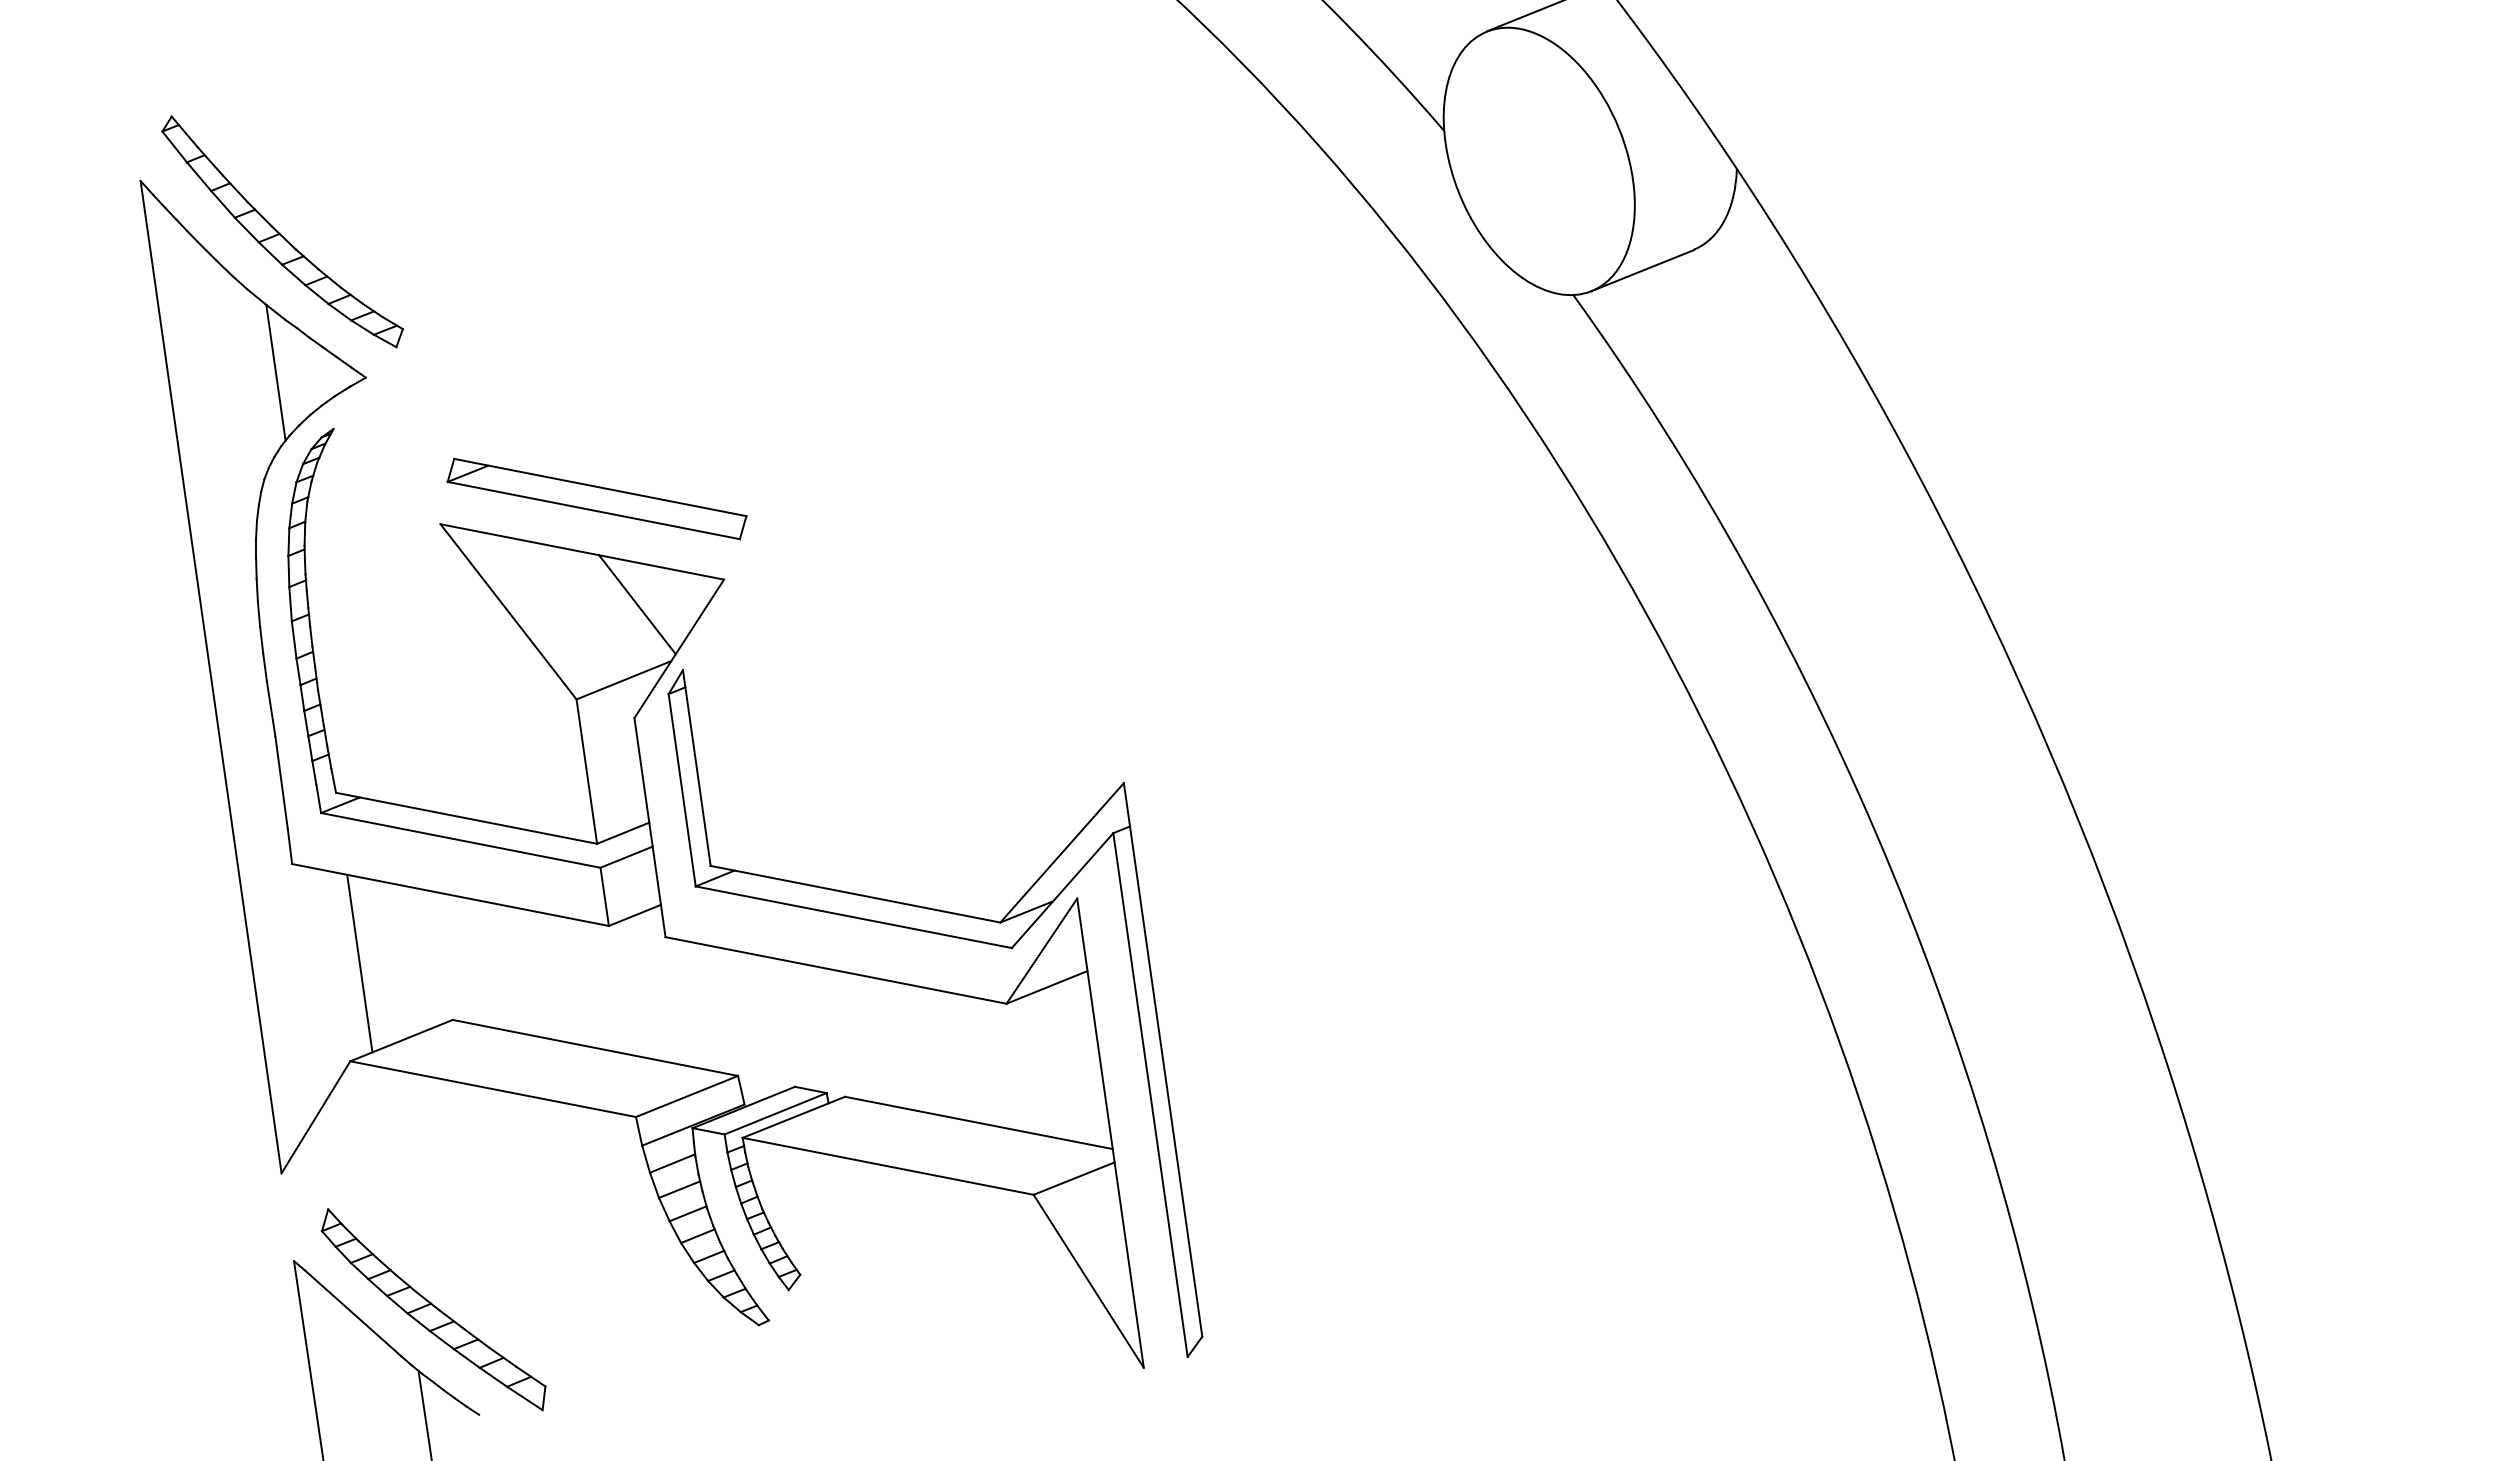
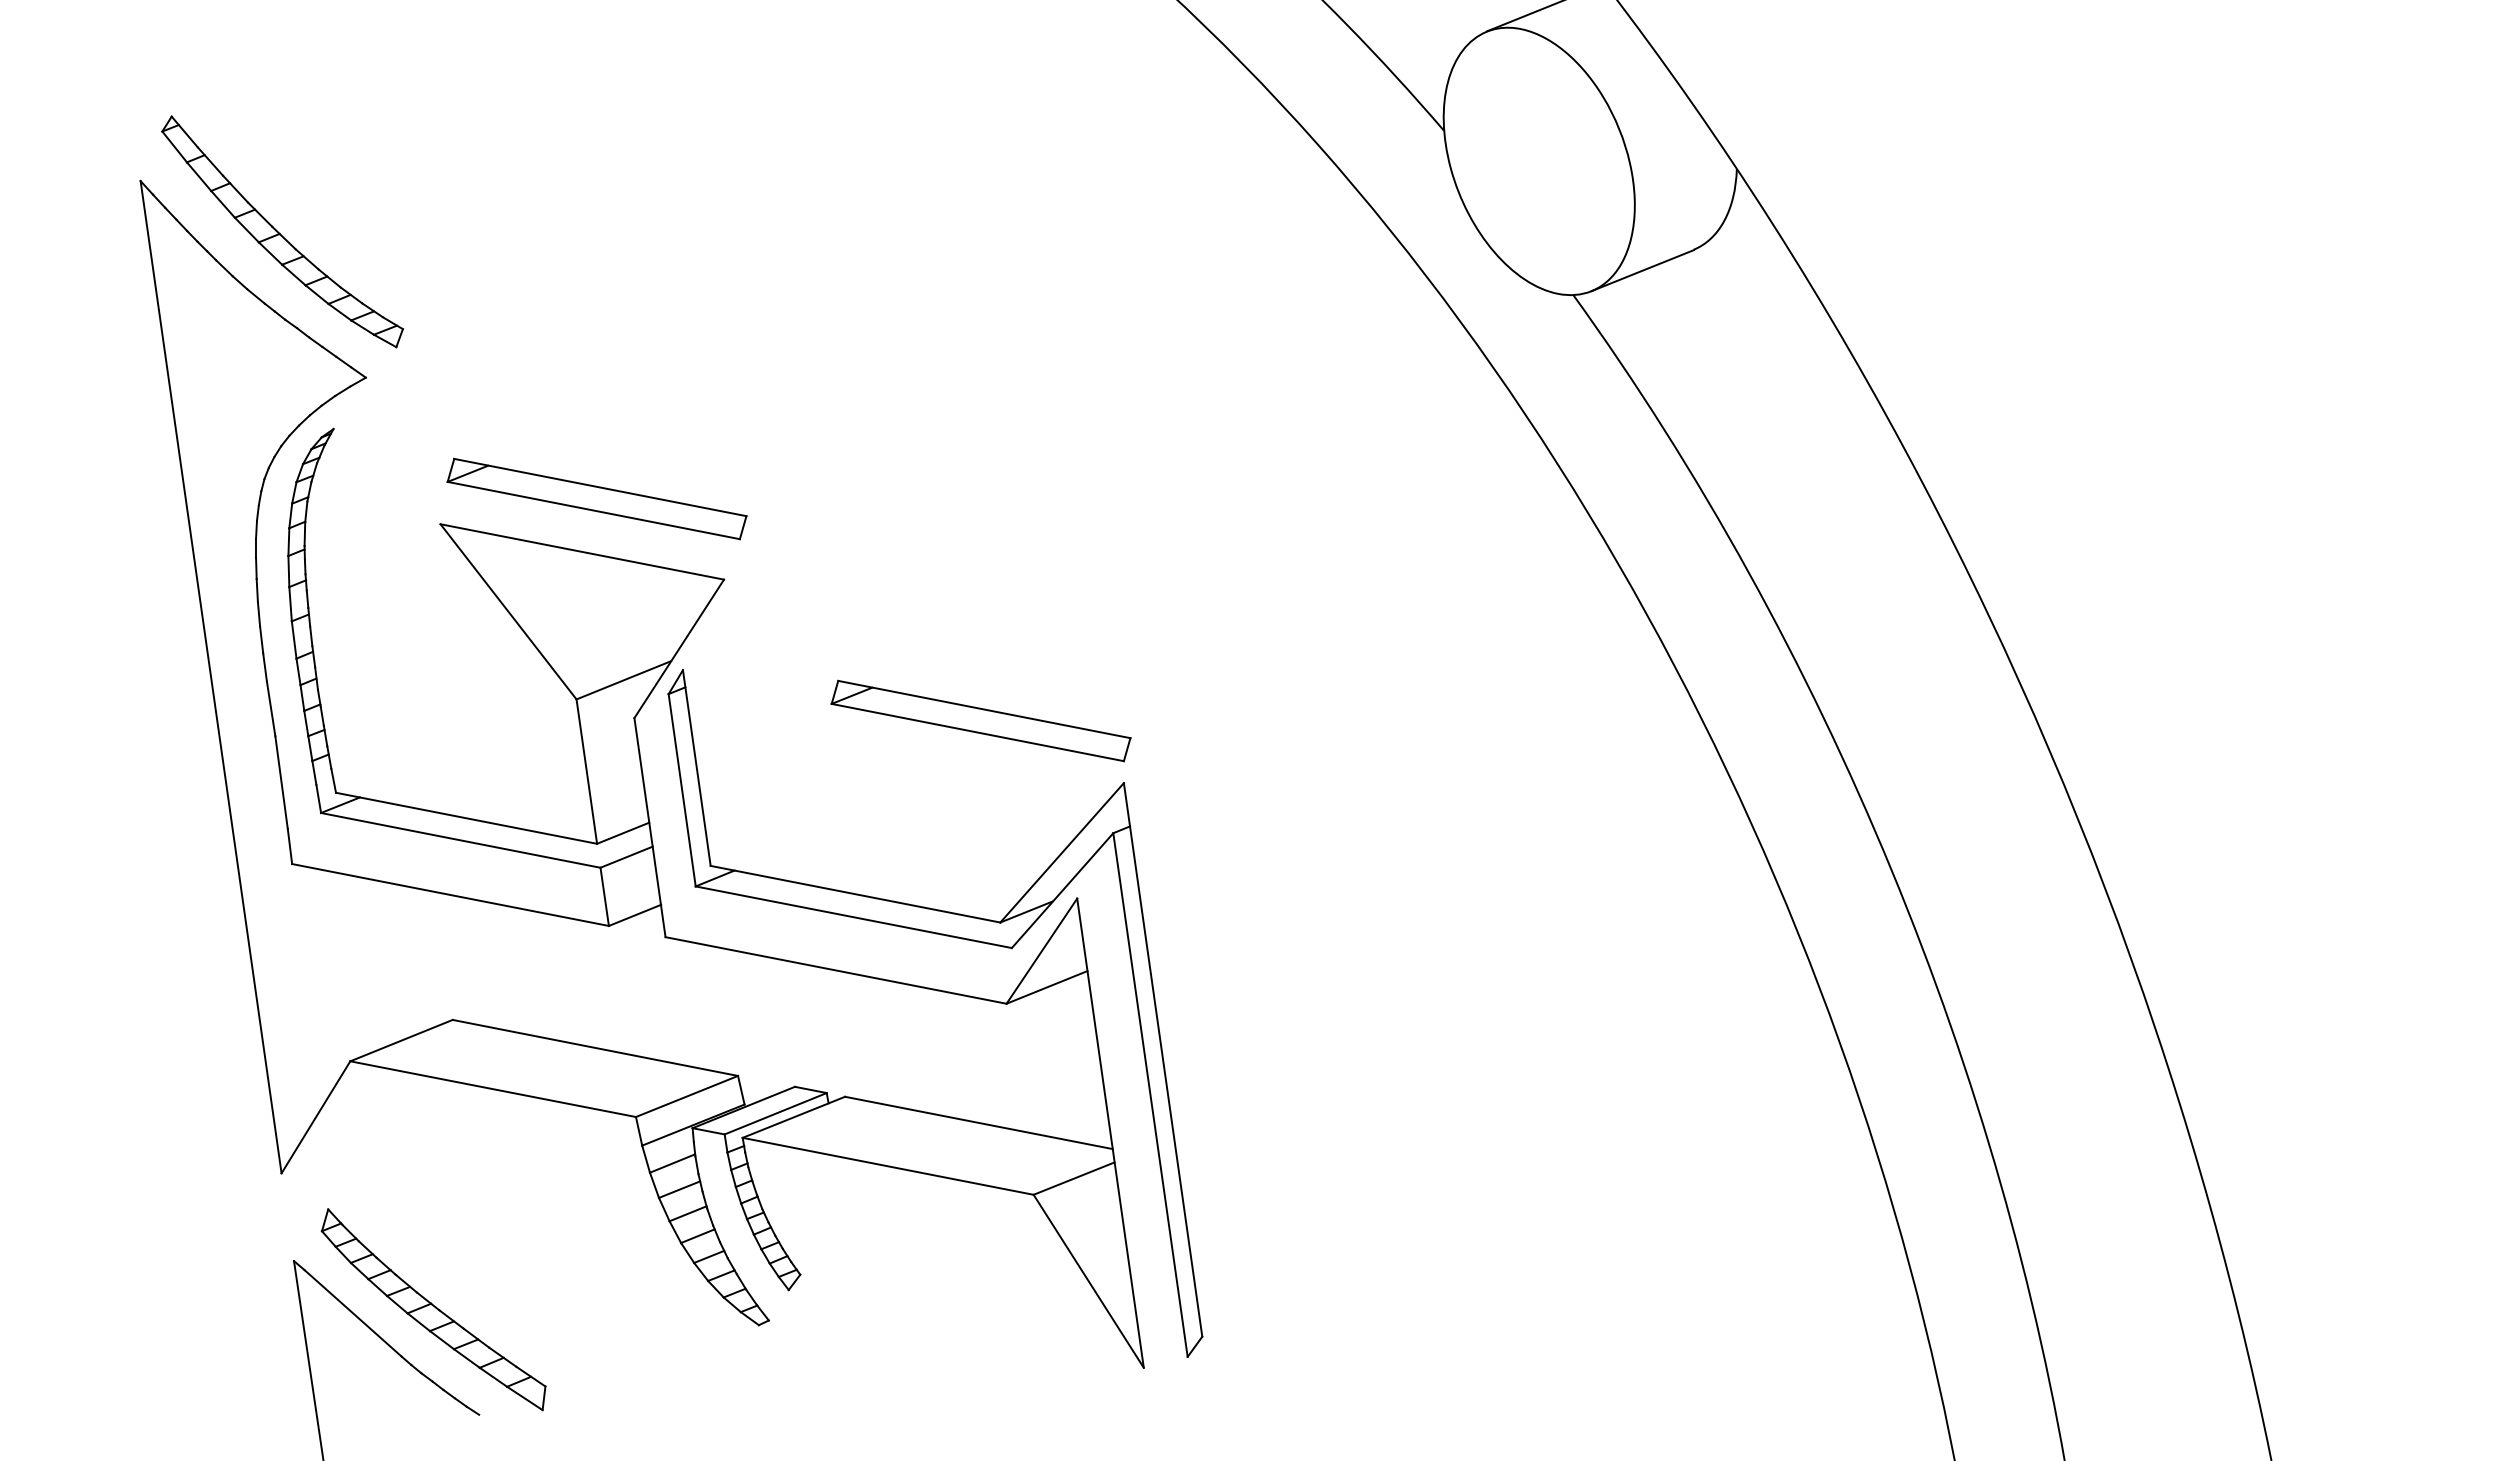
line: present -> none (275, 372)
line: present -> none (636, 604)
part: none -> present (980, 720)
line: present -> none (359, 963)
line: present -> none (424, 1413)
